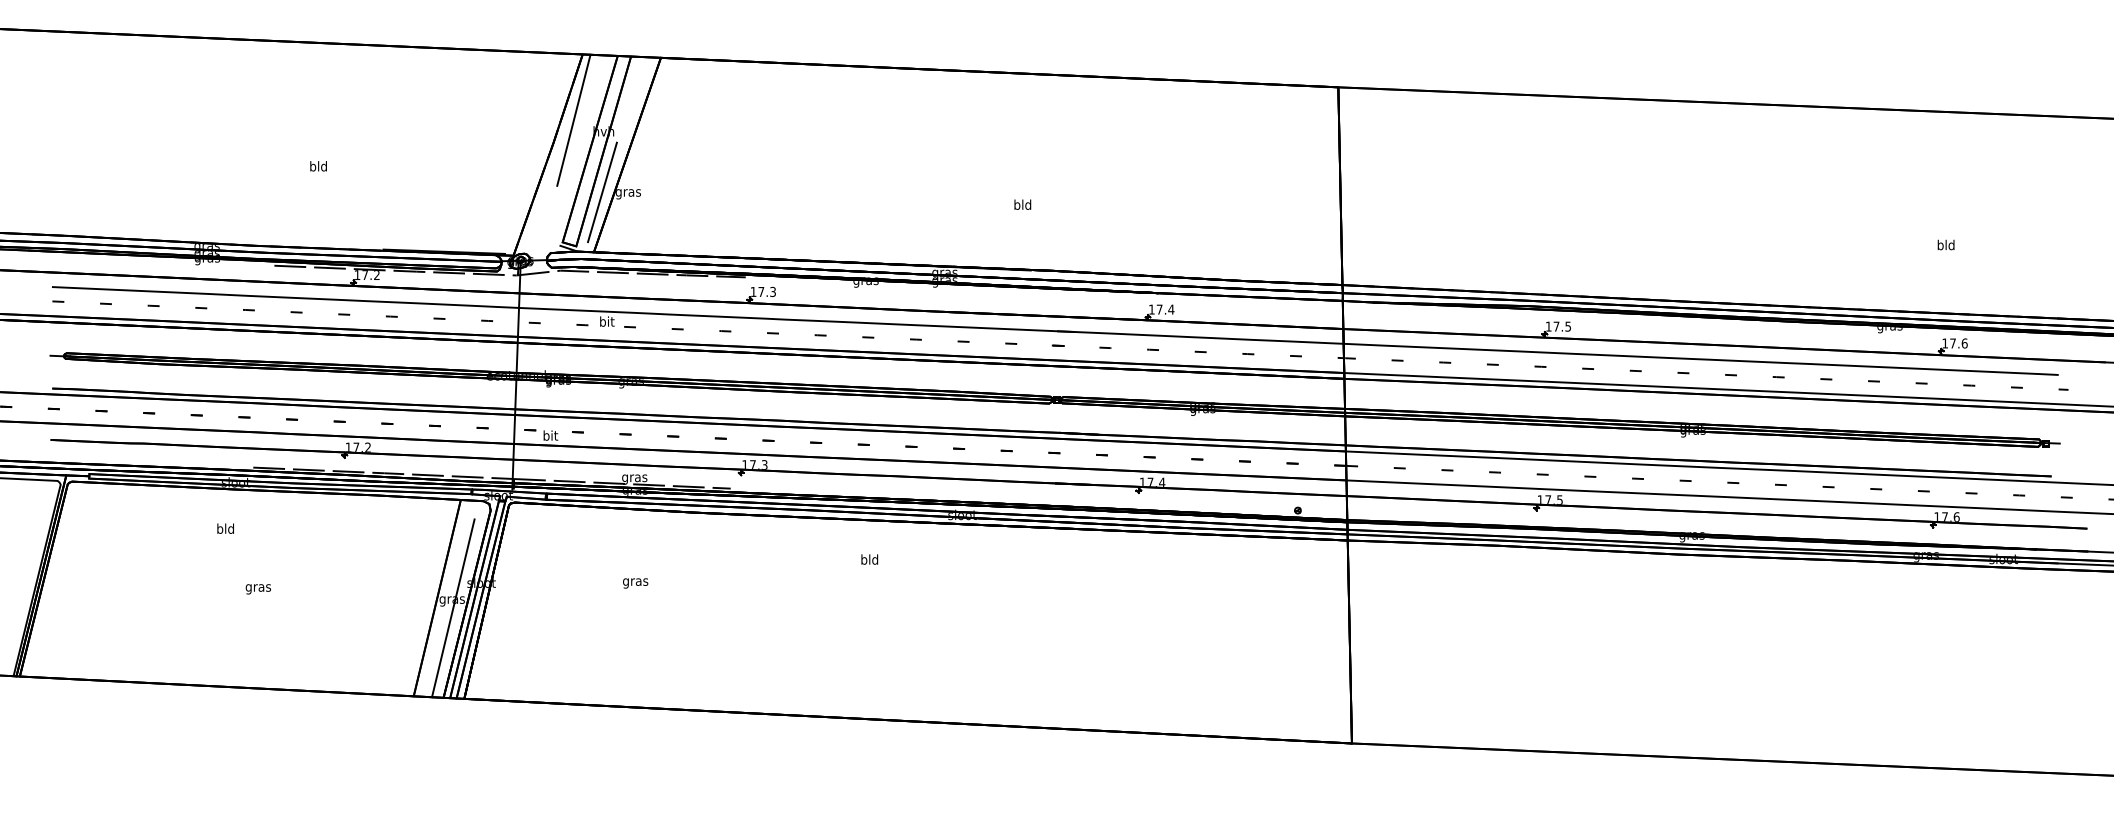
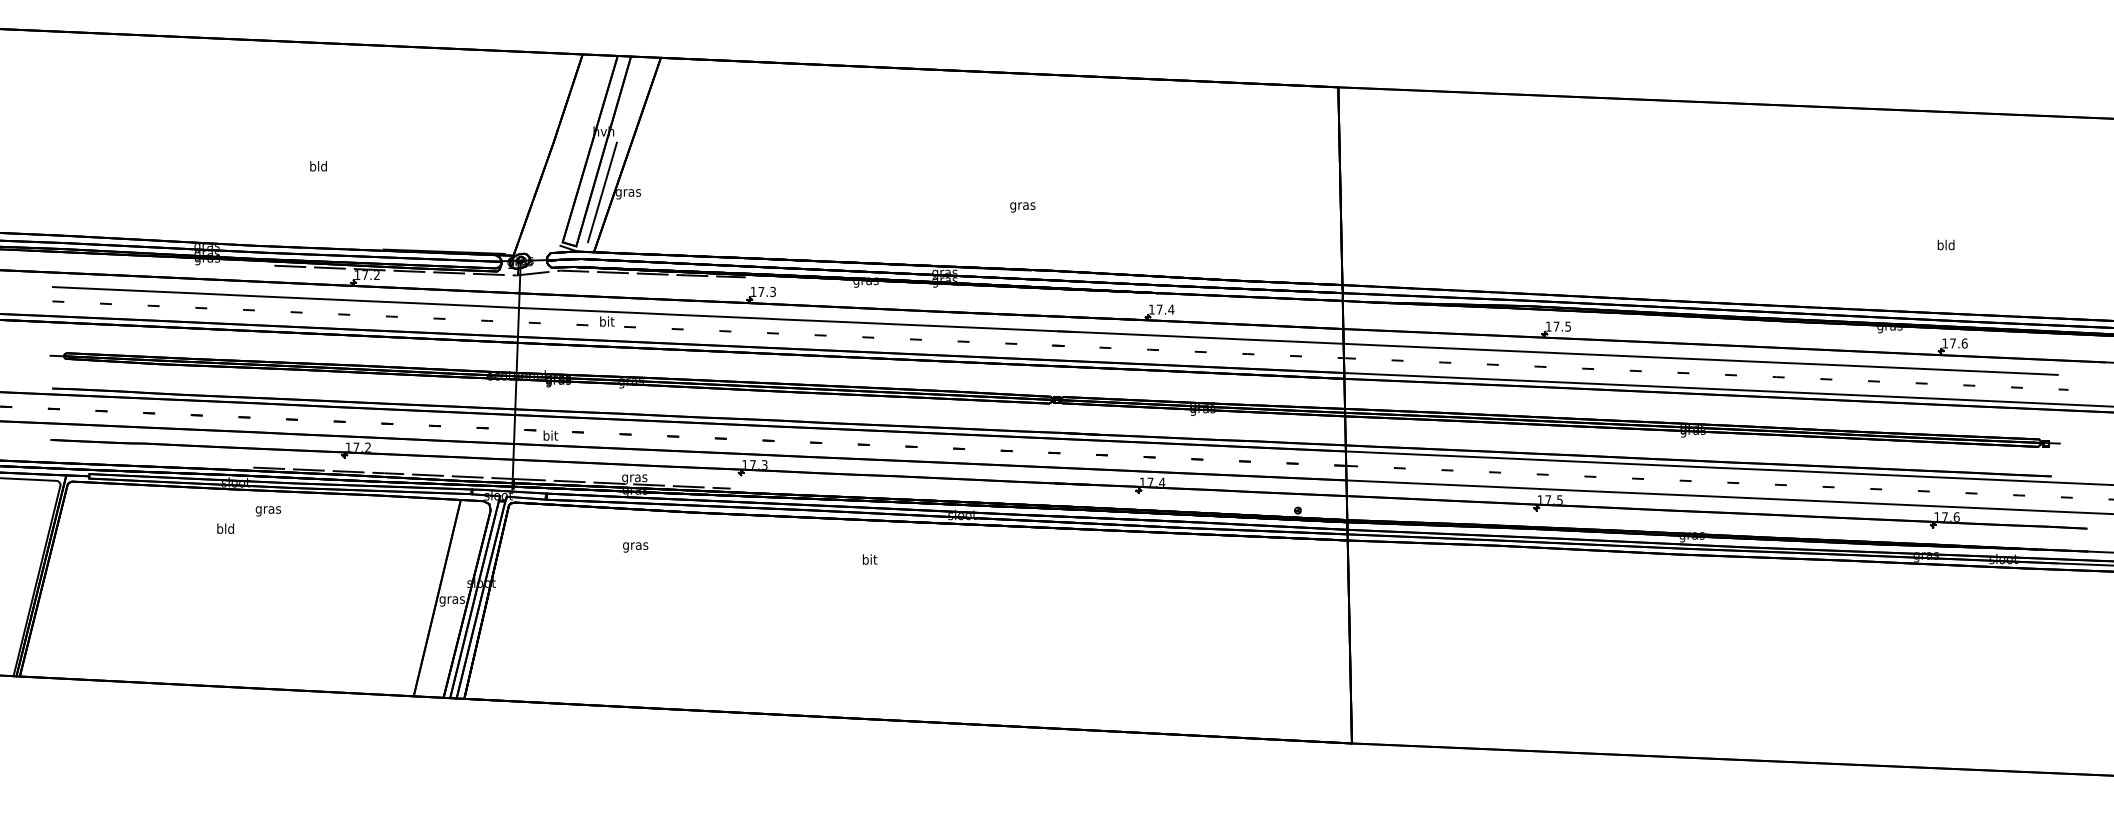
line: present -> none (573, 119)
text: bld -> gras (1022, 205)
text: bld -> bit (869, 559)
text position: (635, 583) -> (635, 547) (635, 547)
text position: (257, 589) -> (267, 511) (267, 511)
line: present -> none (453, 608)
